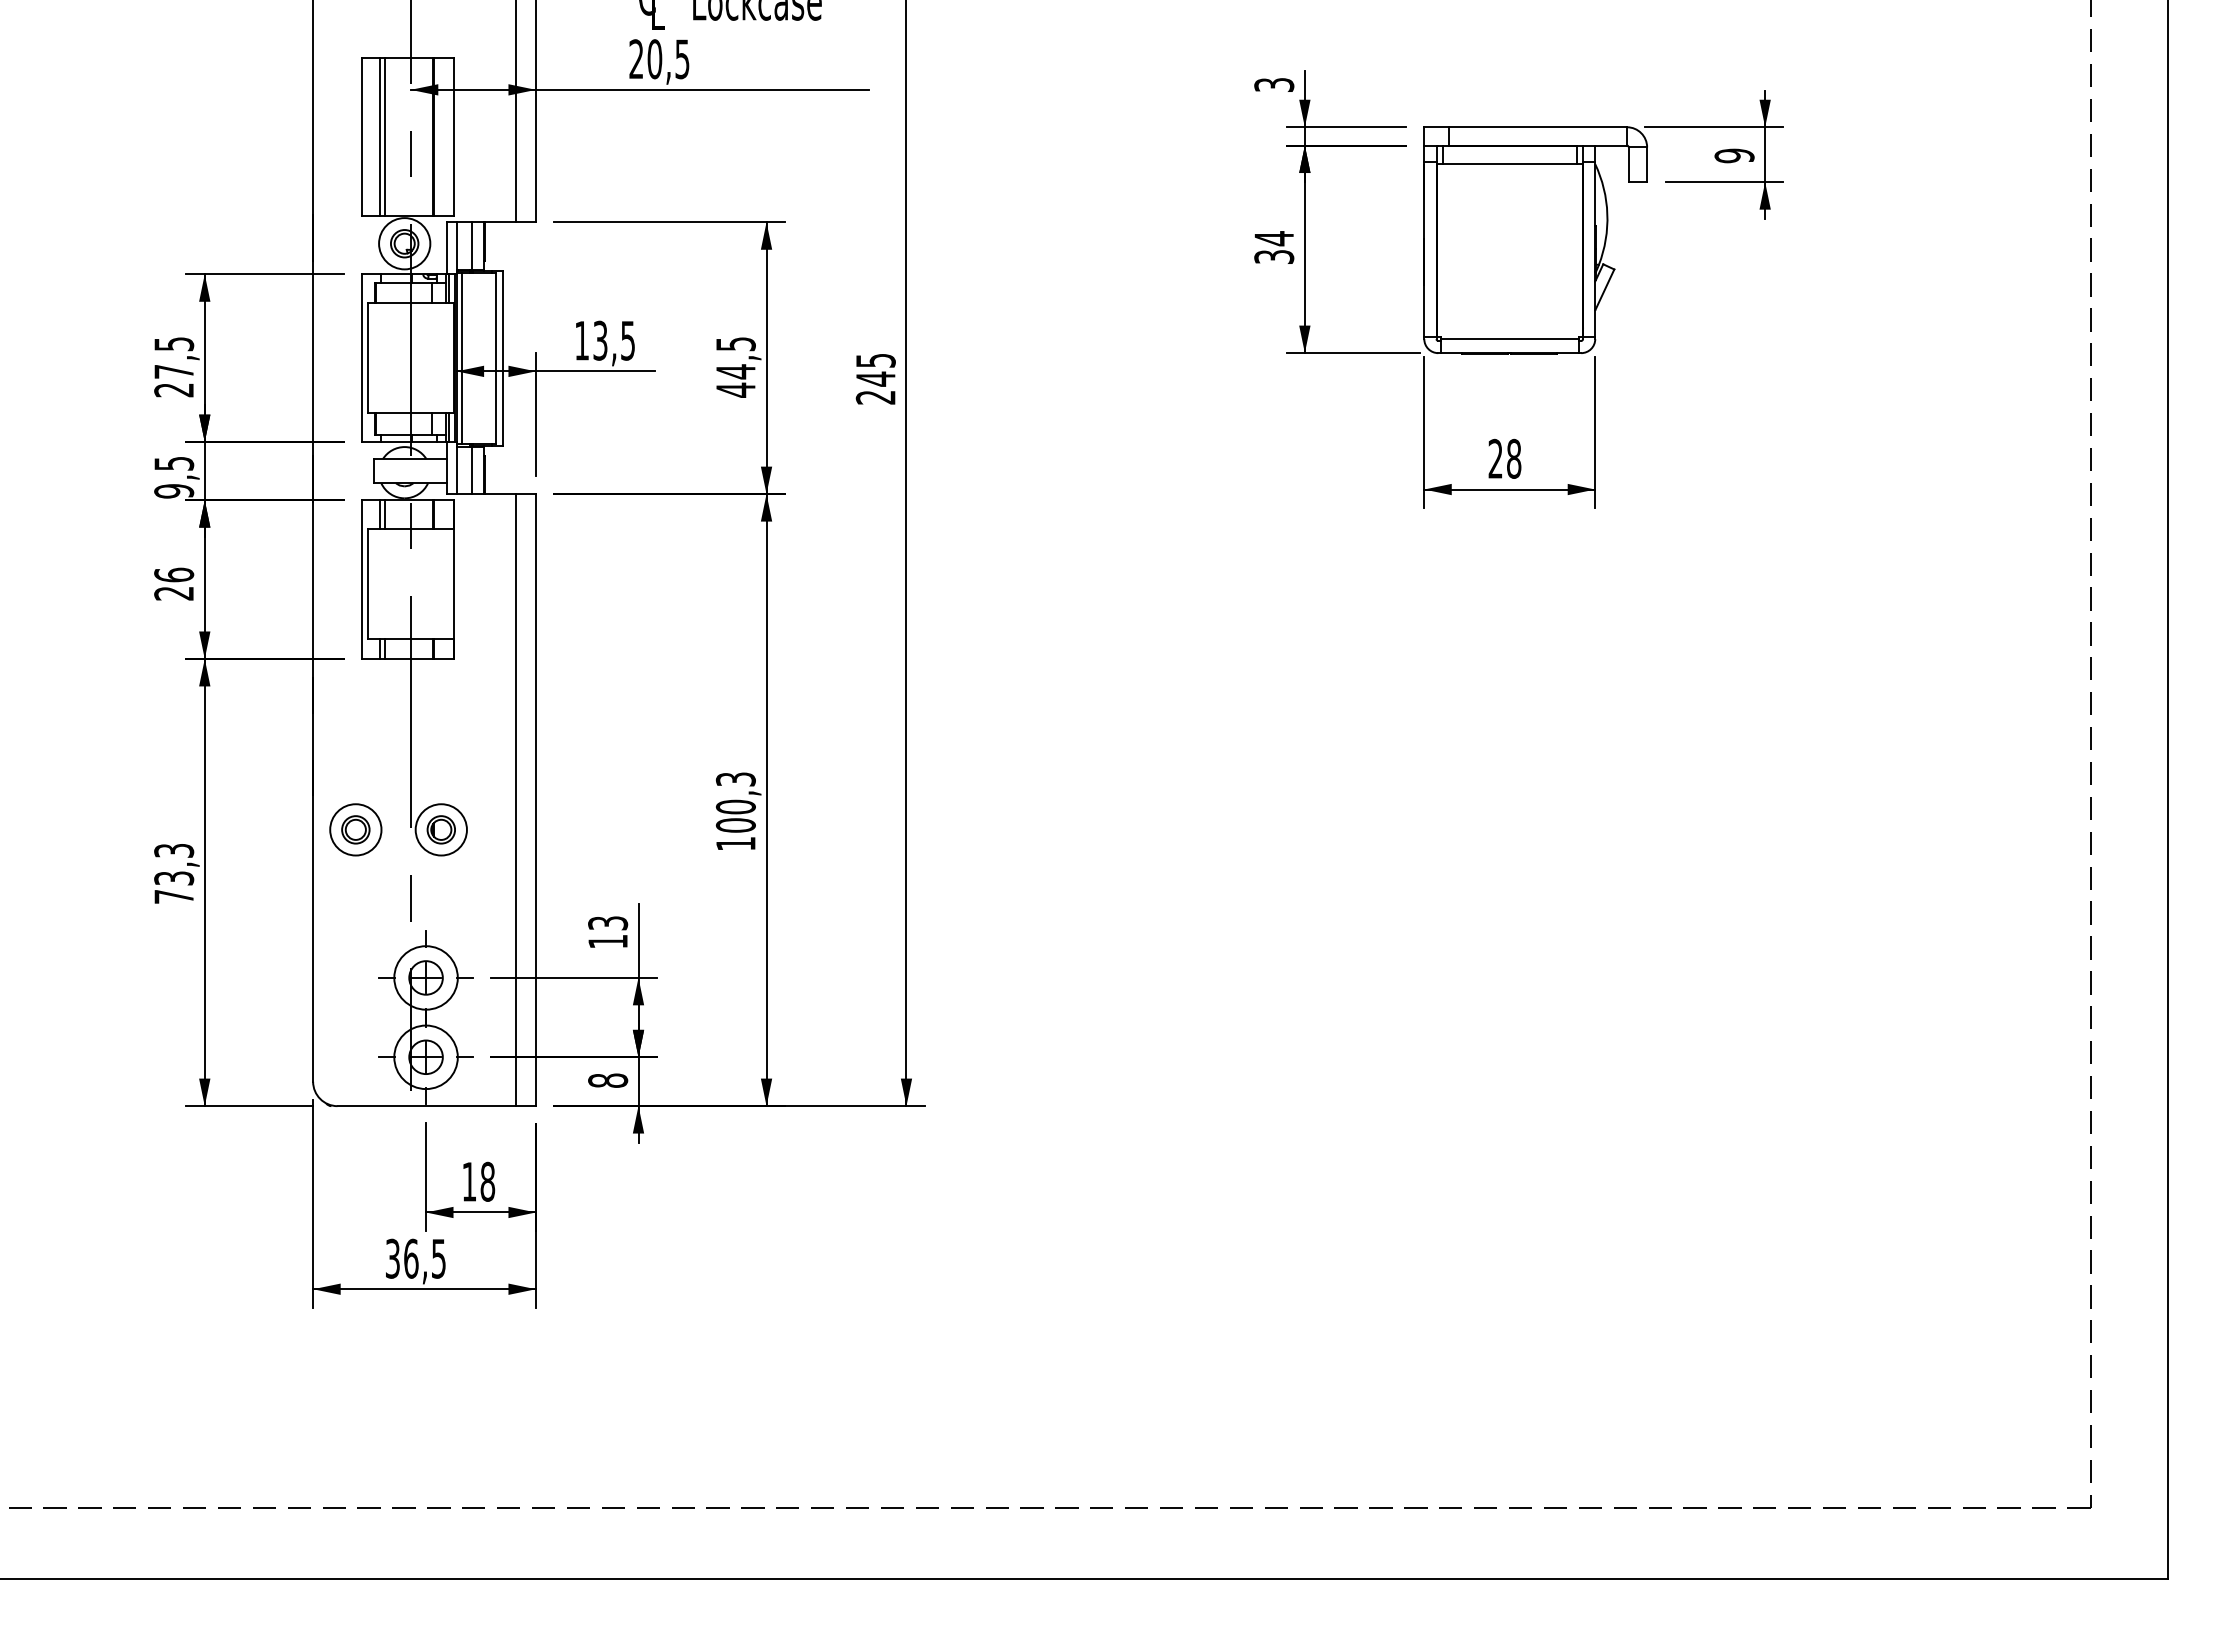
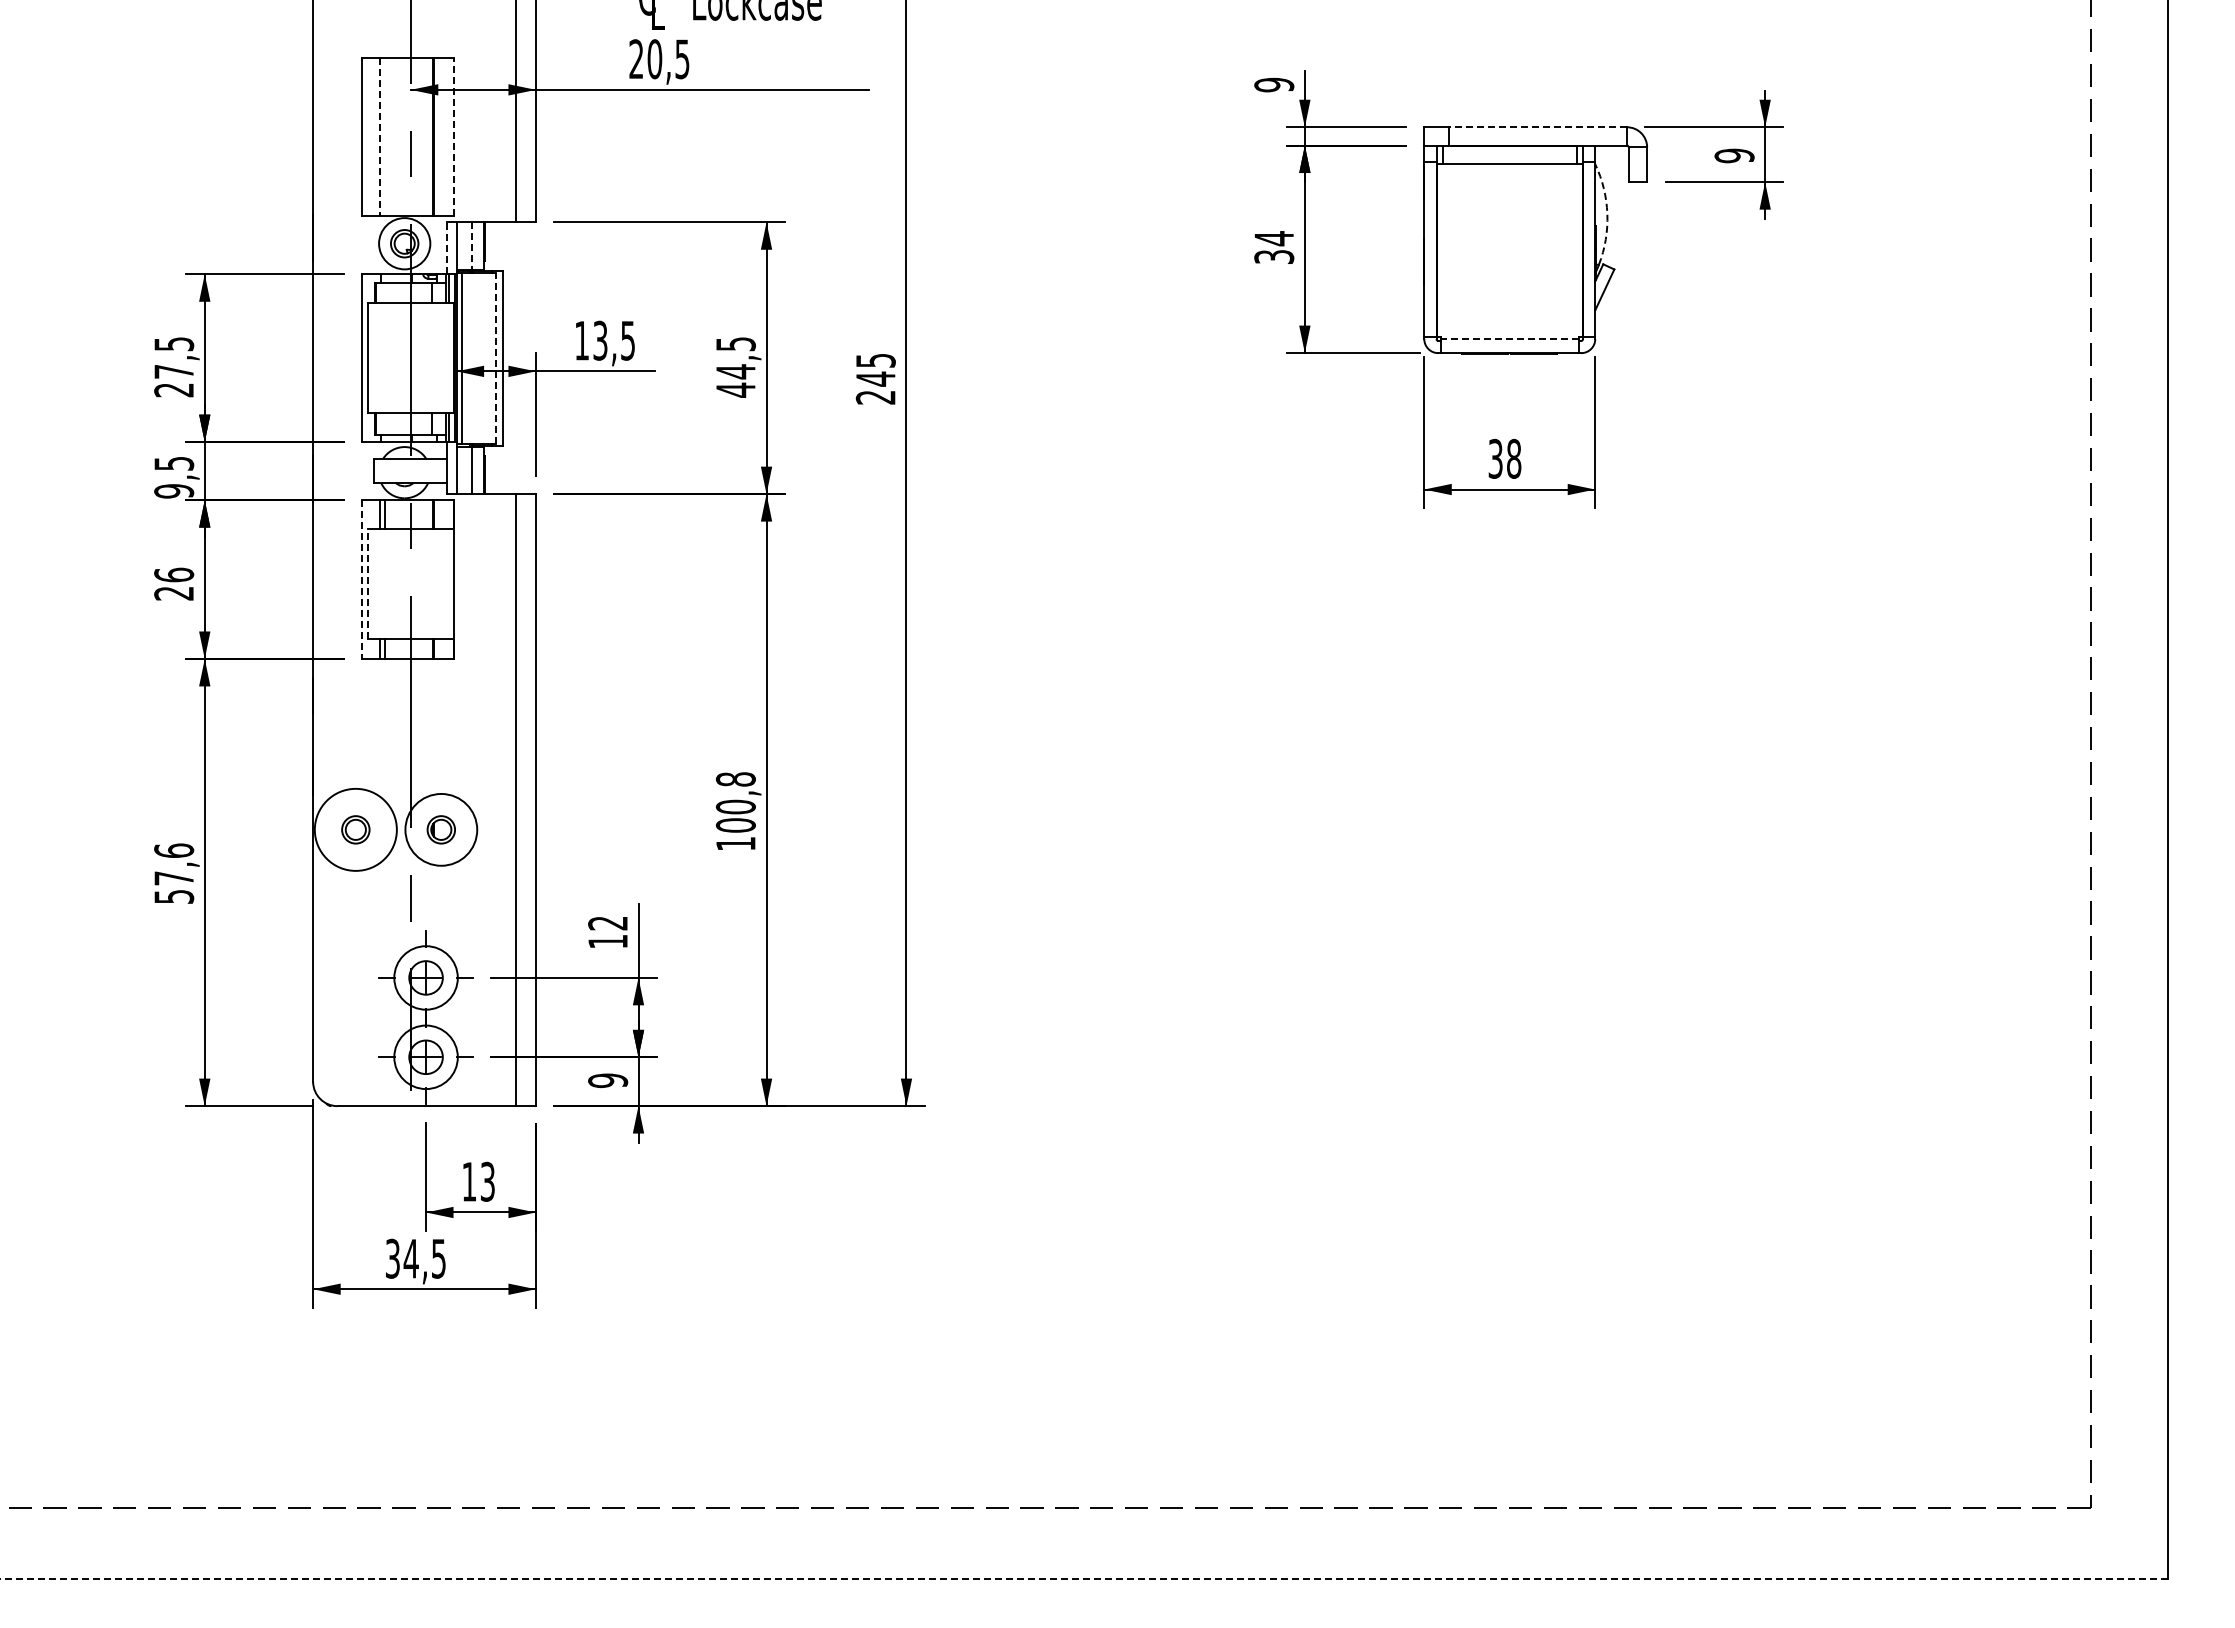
text: 3 -> 9 (1274, 84)
line: solid -> dashed (1537, 127)
line: present -> none (385, 136)
line: solid -> dashed (453, 136)
line: solid -> dashed (379, 137)
arc: solid -> dashed (1607, 214)
line: solid -> dashed (471, 246)
line: solid -> dashed (447, 248)
line: solid -> dashed (1509, 339)
line: solid -> dashed (496, 357)
text: 28 -> 38 (1495, 458)
line: solid -> dashed (361, 580)
line: solid -> dashed (368, 584)
text: 100,3 -> 100,8 (735, 779)
circle diameter: 51 px -> 82 px (355, 829)
circle diameter: 51 px -> 72 px (441, 829)
text: 73,3 -> 57,6 (174, 873)
text: 13 -> 12 (608, 923)
text: 8 -> 9 (608, 1080)
text: 18 -> 13 (487, 1181)
text: 36,5 -> 34,5 (410, 1258)
line: solid -> dashed (1084, 1579)
